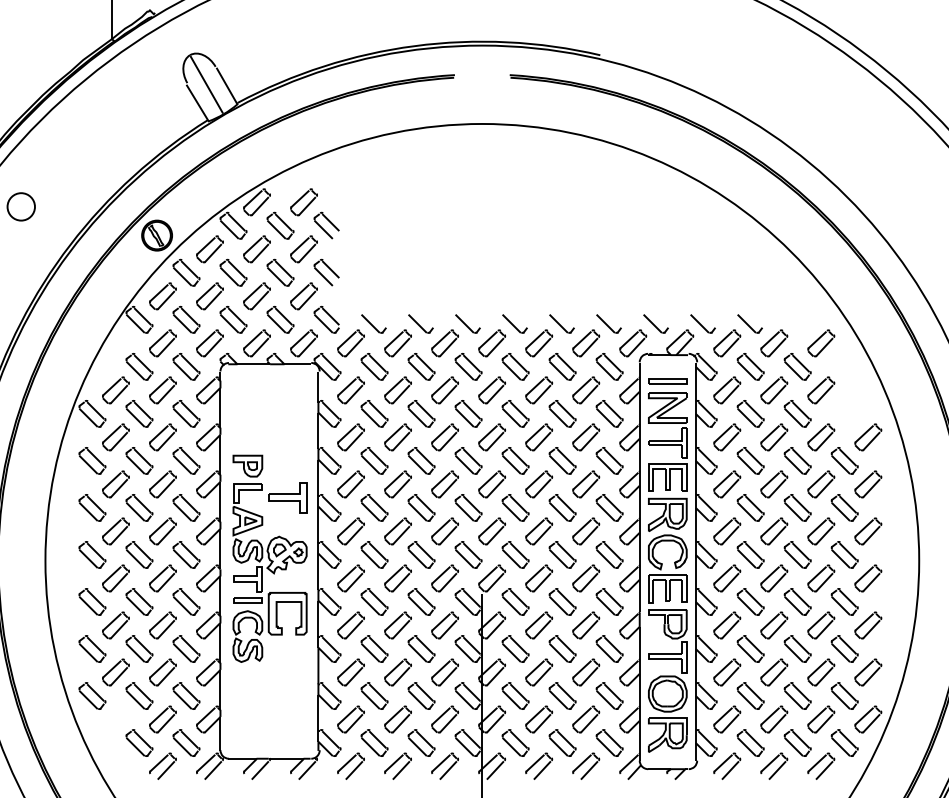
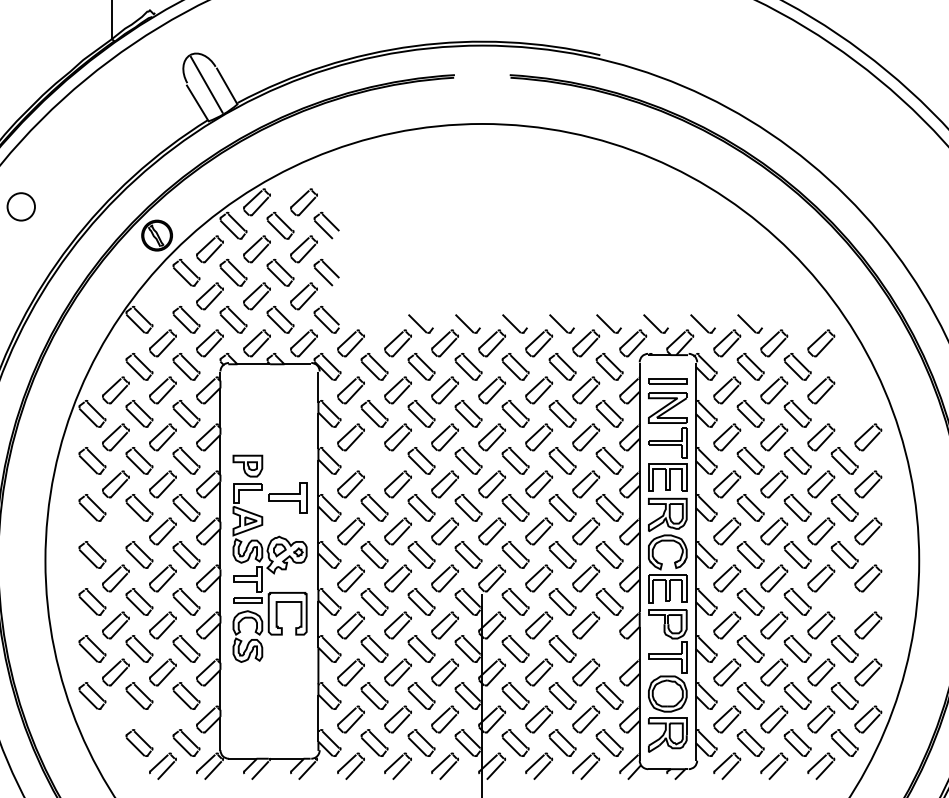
part: present -> none (162, 296)
part: present -> none (373, 323)
part: present -> none (374, 460)
part: present -> none (115, 531)
part: present -> none (844, 601)
part: present -> none (609, 648)
part: present -> none (162, 719)
